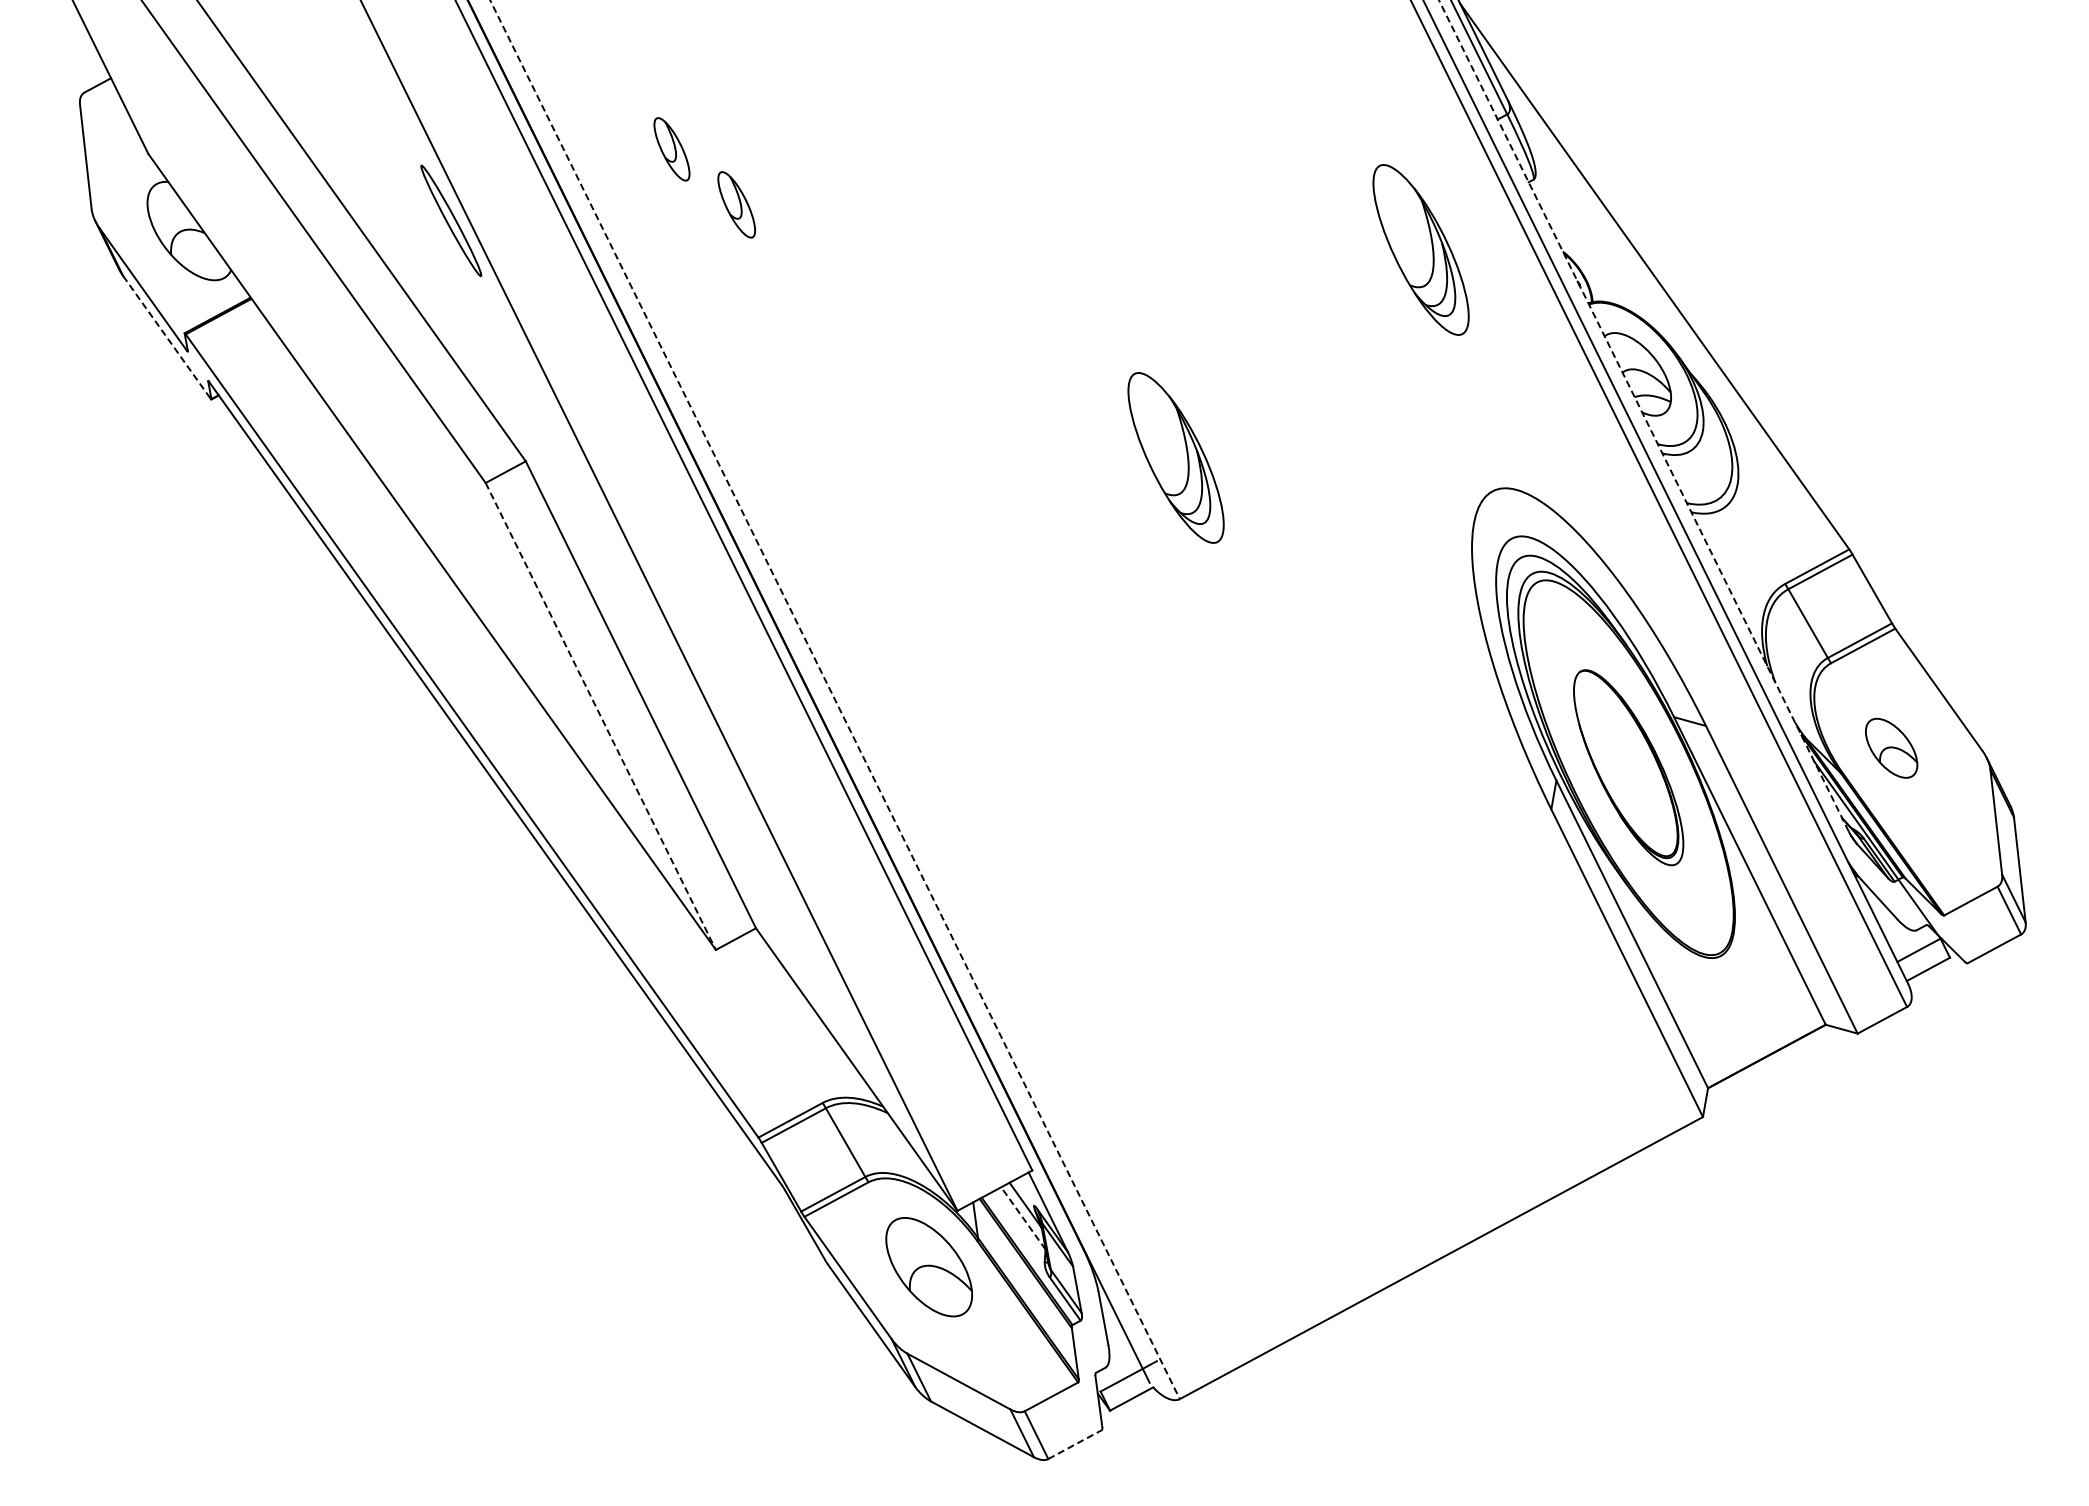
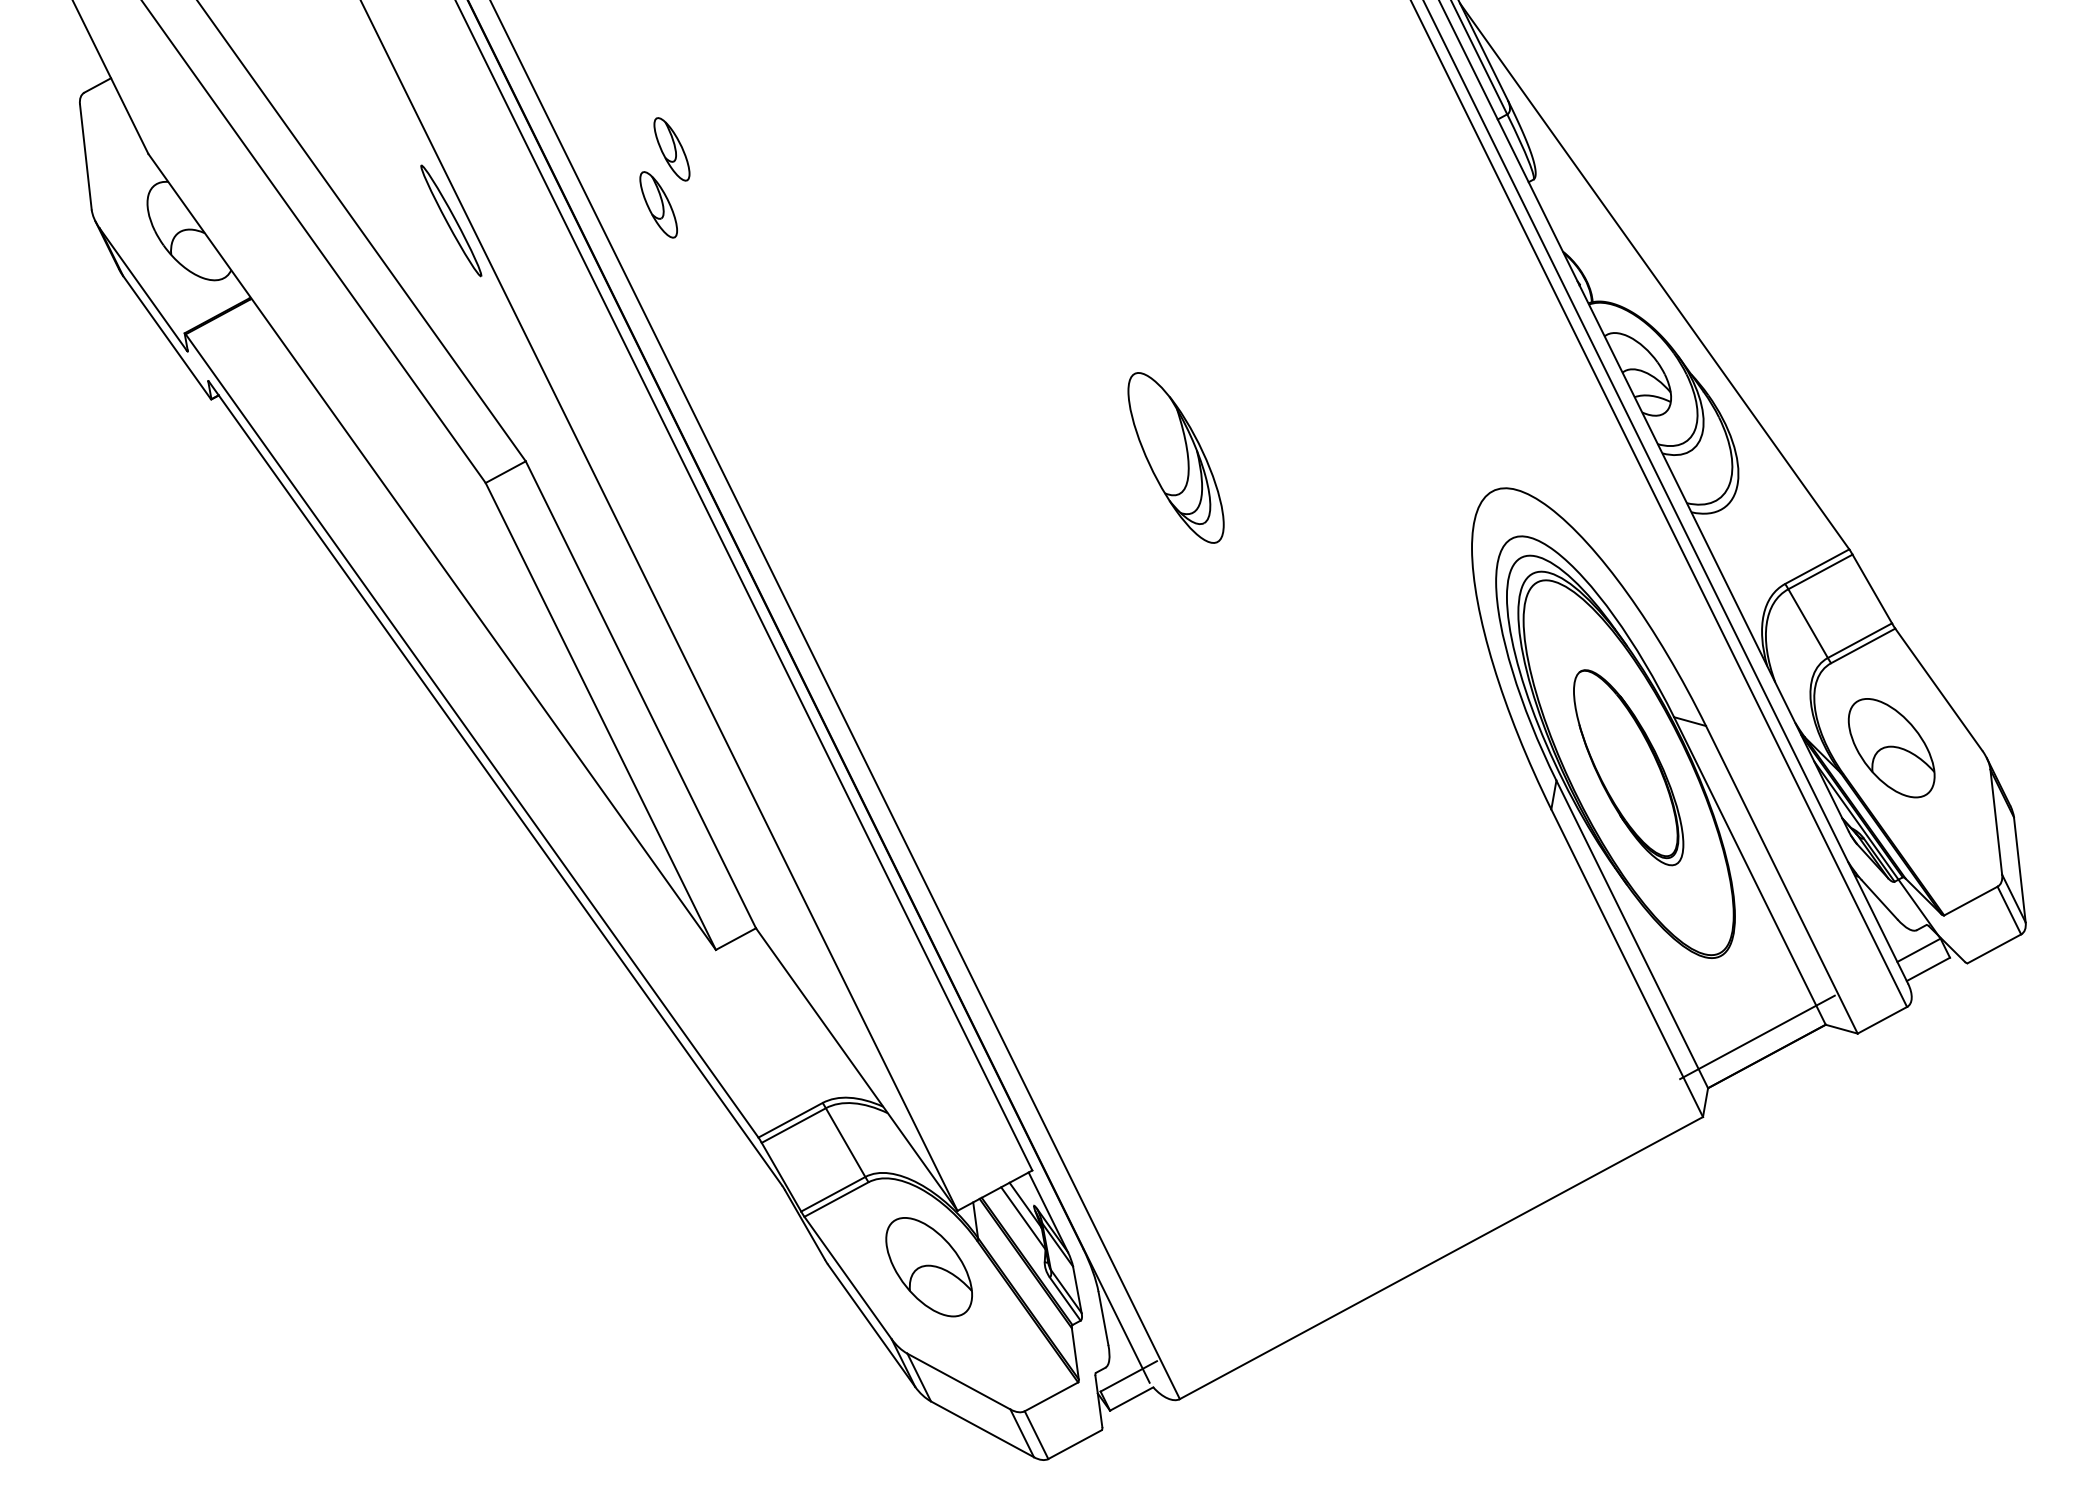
part position: (736, 204) -> (658, 204) (658, 204)
part: present -> none (1420, 249)
line: dashed -> solid (167, 337)
line: dashed -> solid (1643, 415)
line: dashed -> solid (834, 699)
line: dashed -> solid (601, 716)
part size: 54x62 px -> 89x101 px (1891, 748)
line: none -> present (1757, 1037)
line: dashed -> solid (1023, 1217)
line: dashed -> solid (1075, 1444)
